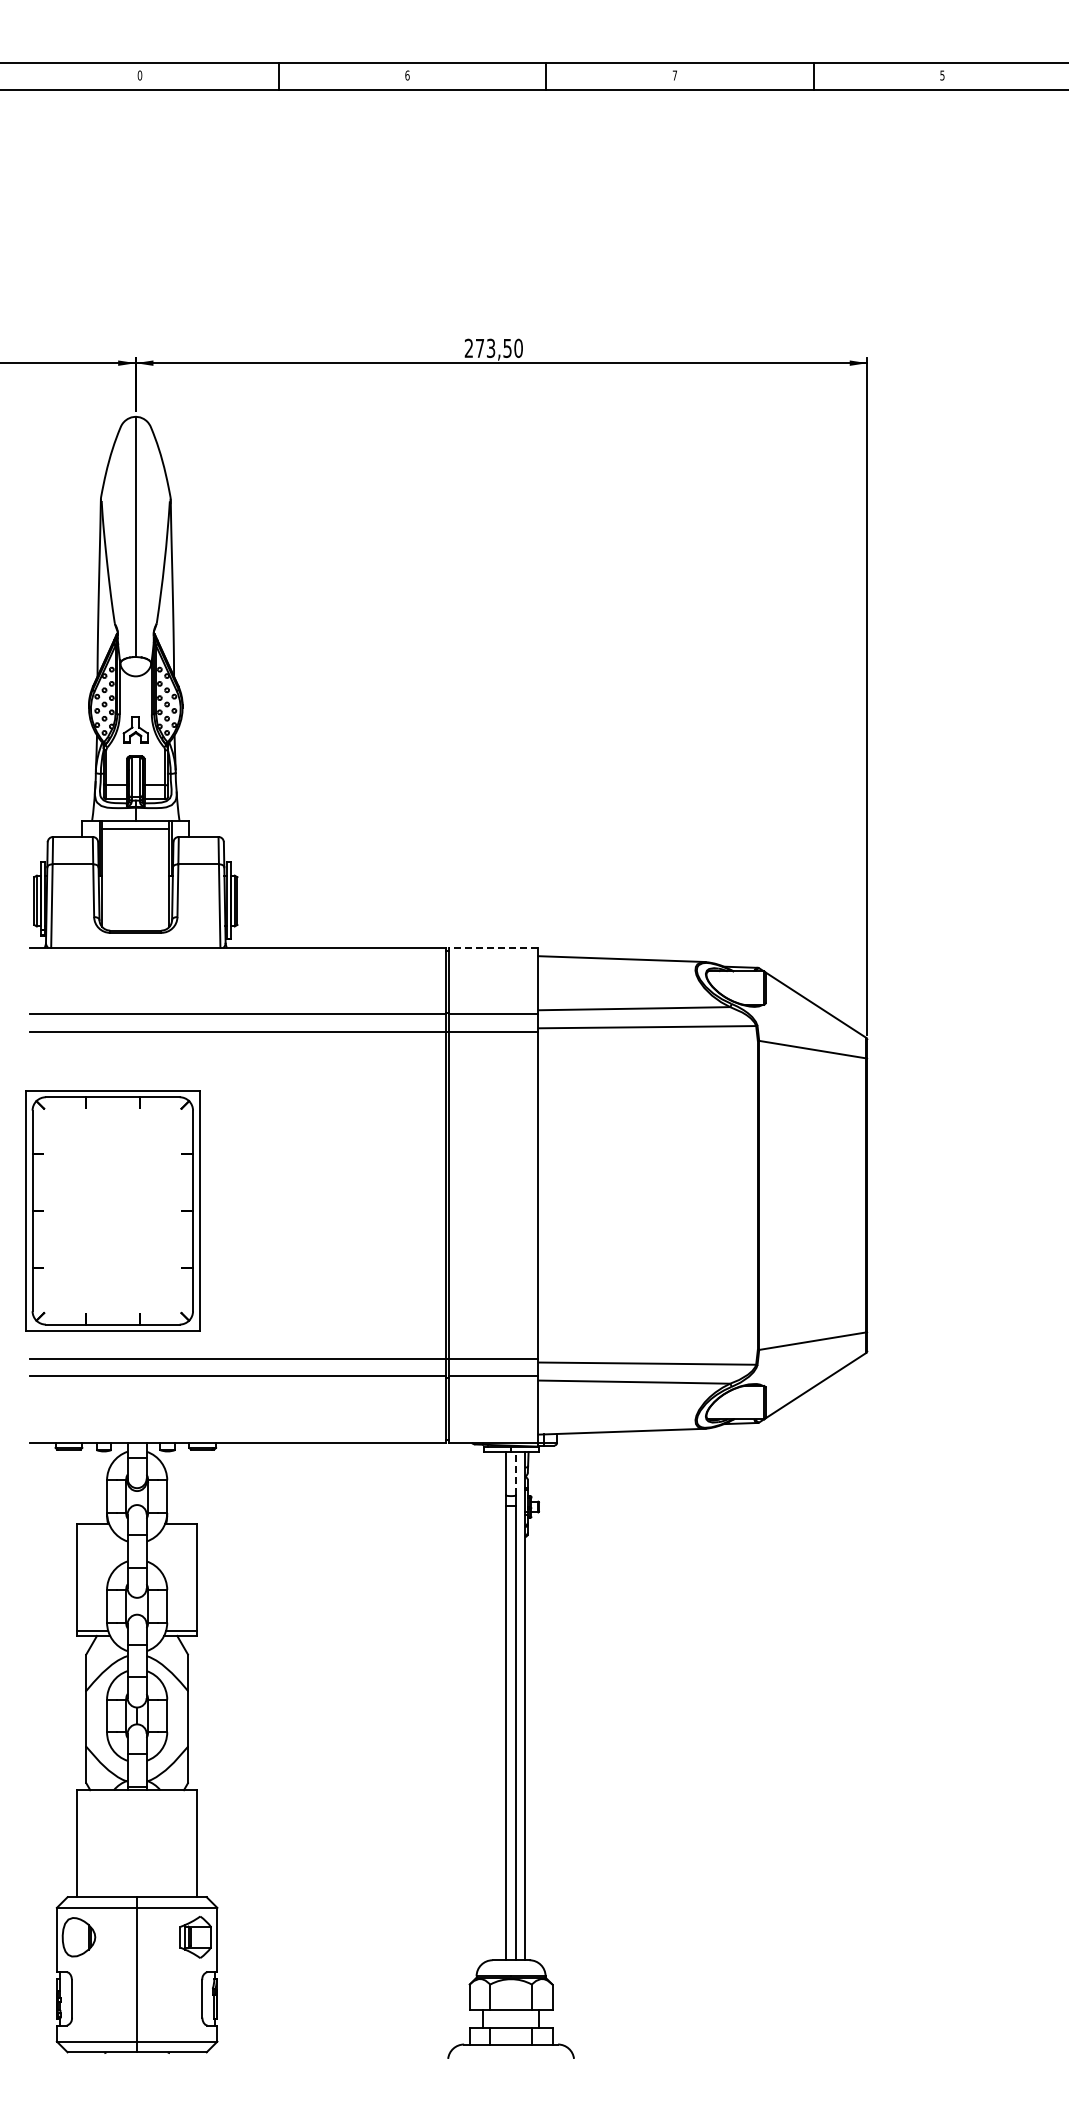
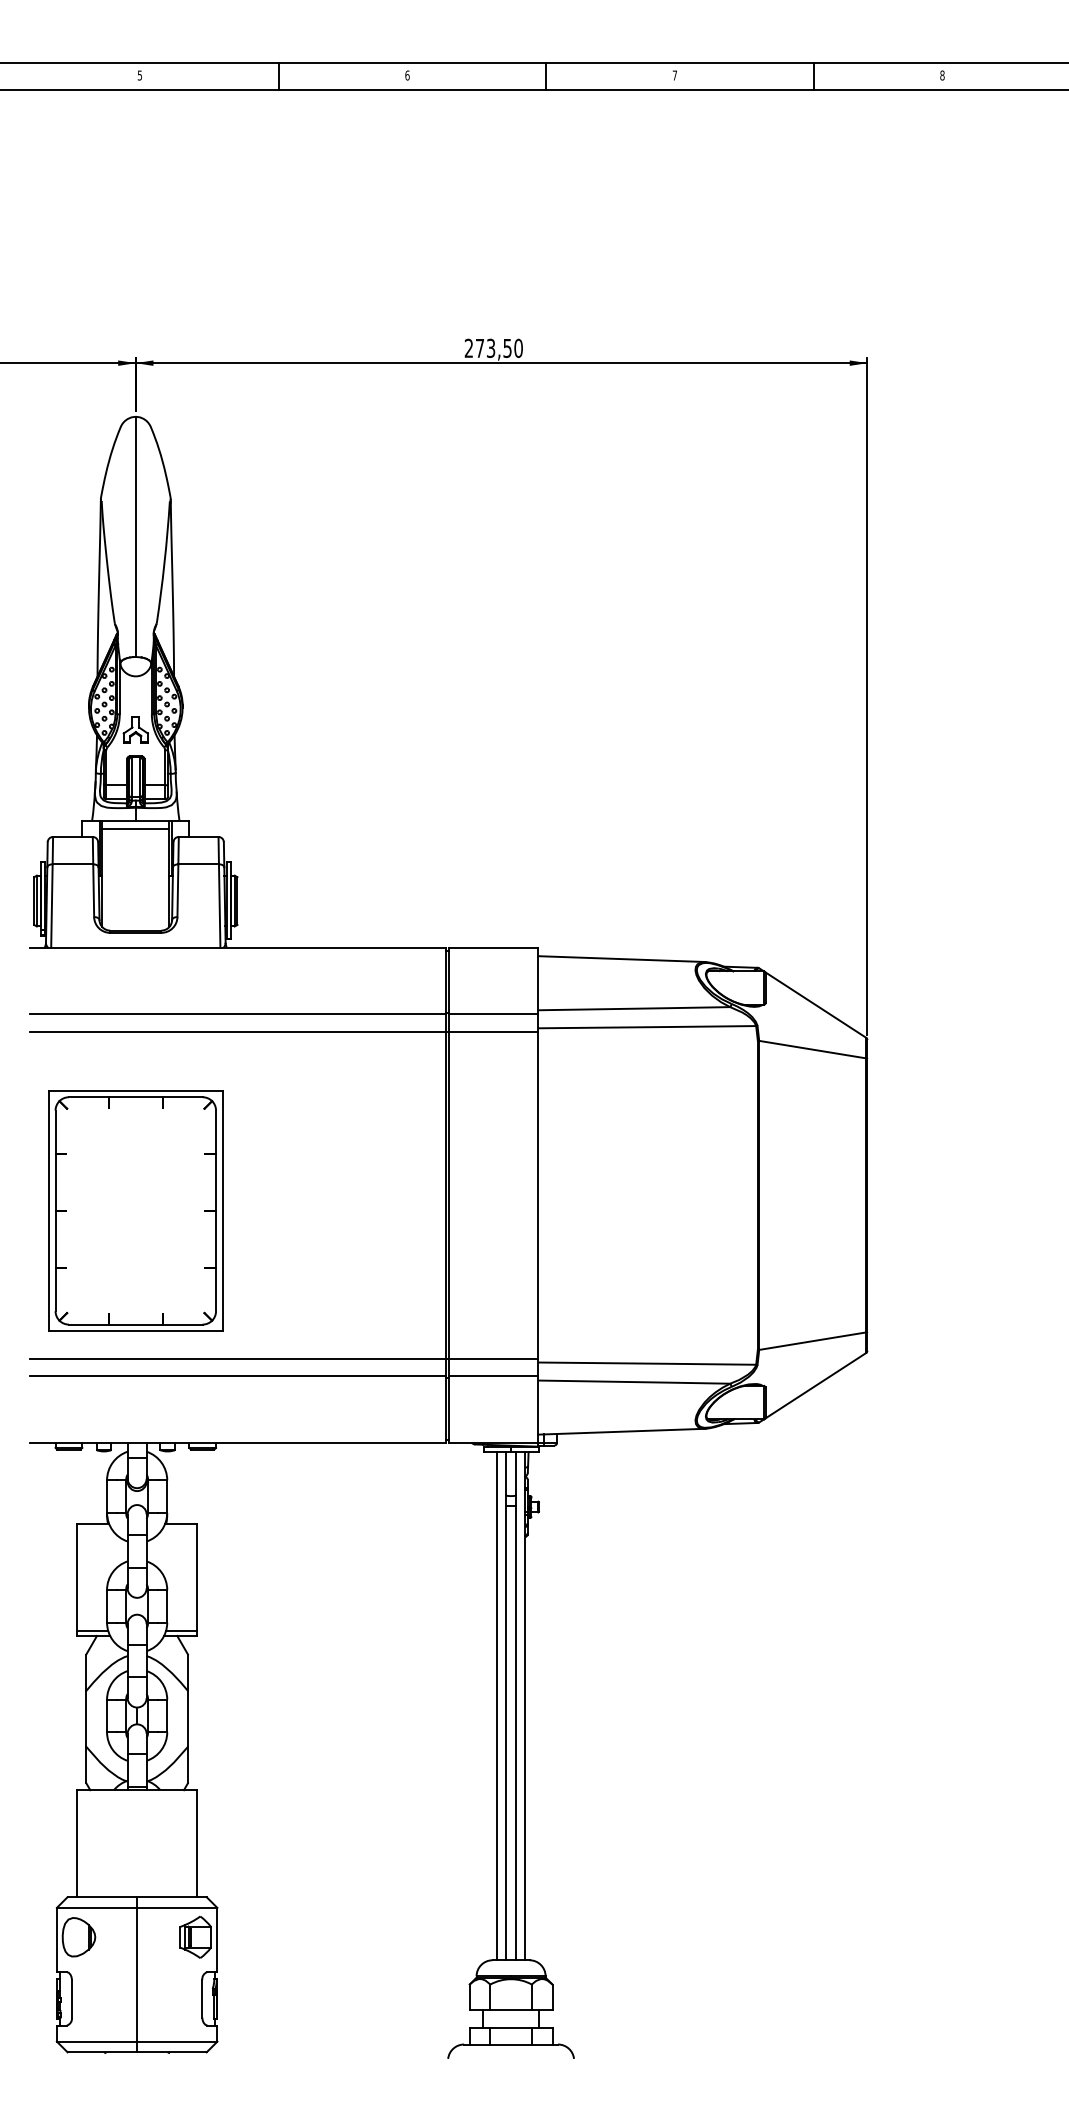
text: 0 -> 5 (139, 75)
text: 5 -> 8 (942, 75)
line: dashed -> solid (493, 947)
part position: (112, 1210) -> (135, 1210) (135, 1210)
line: dashed -> solid (516, 1473)
line: none -> present (497, 1706)
